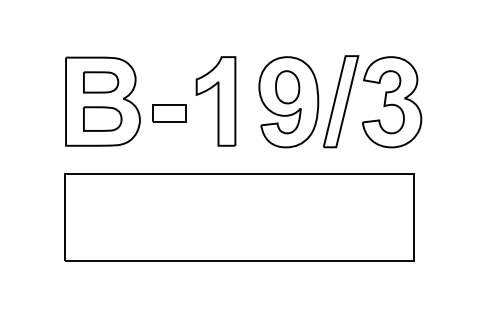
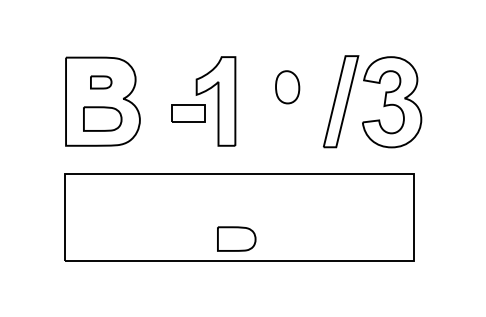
part size: 37x23 px -> 23x15 px (101, 82)
part: present -> none (288, 102)
part position: (169, 113) -> (188, 113) (188, 113)
part: none -> present (236, 238)
